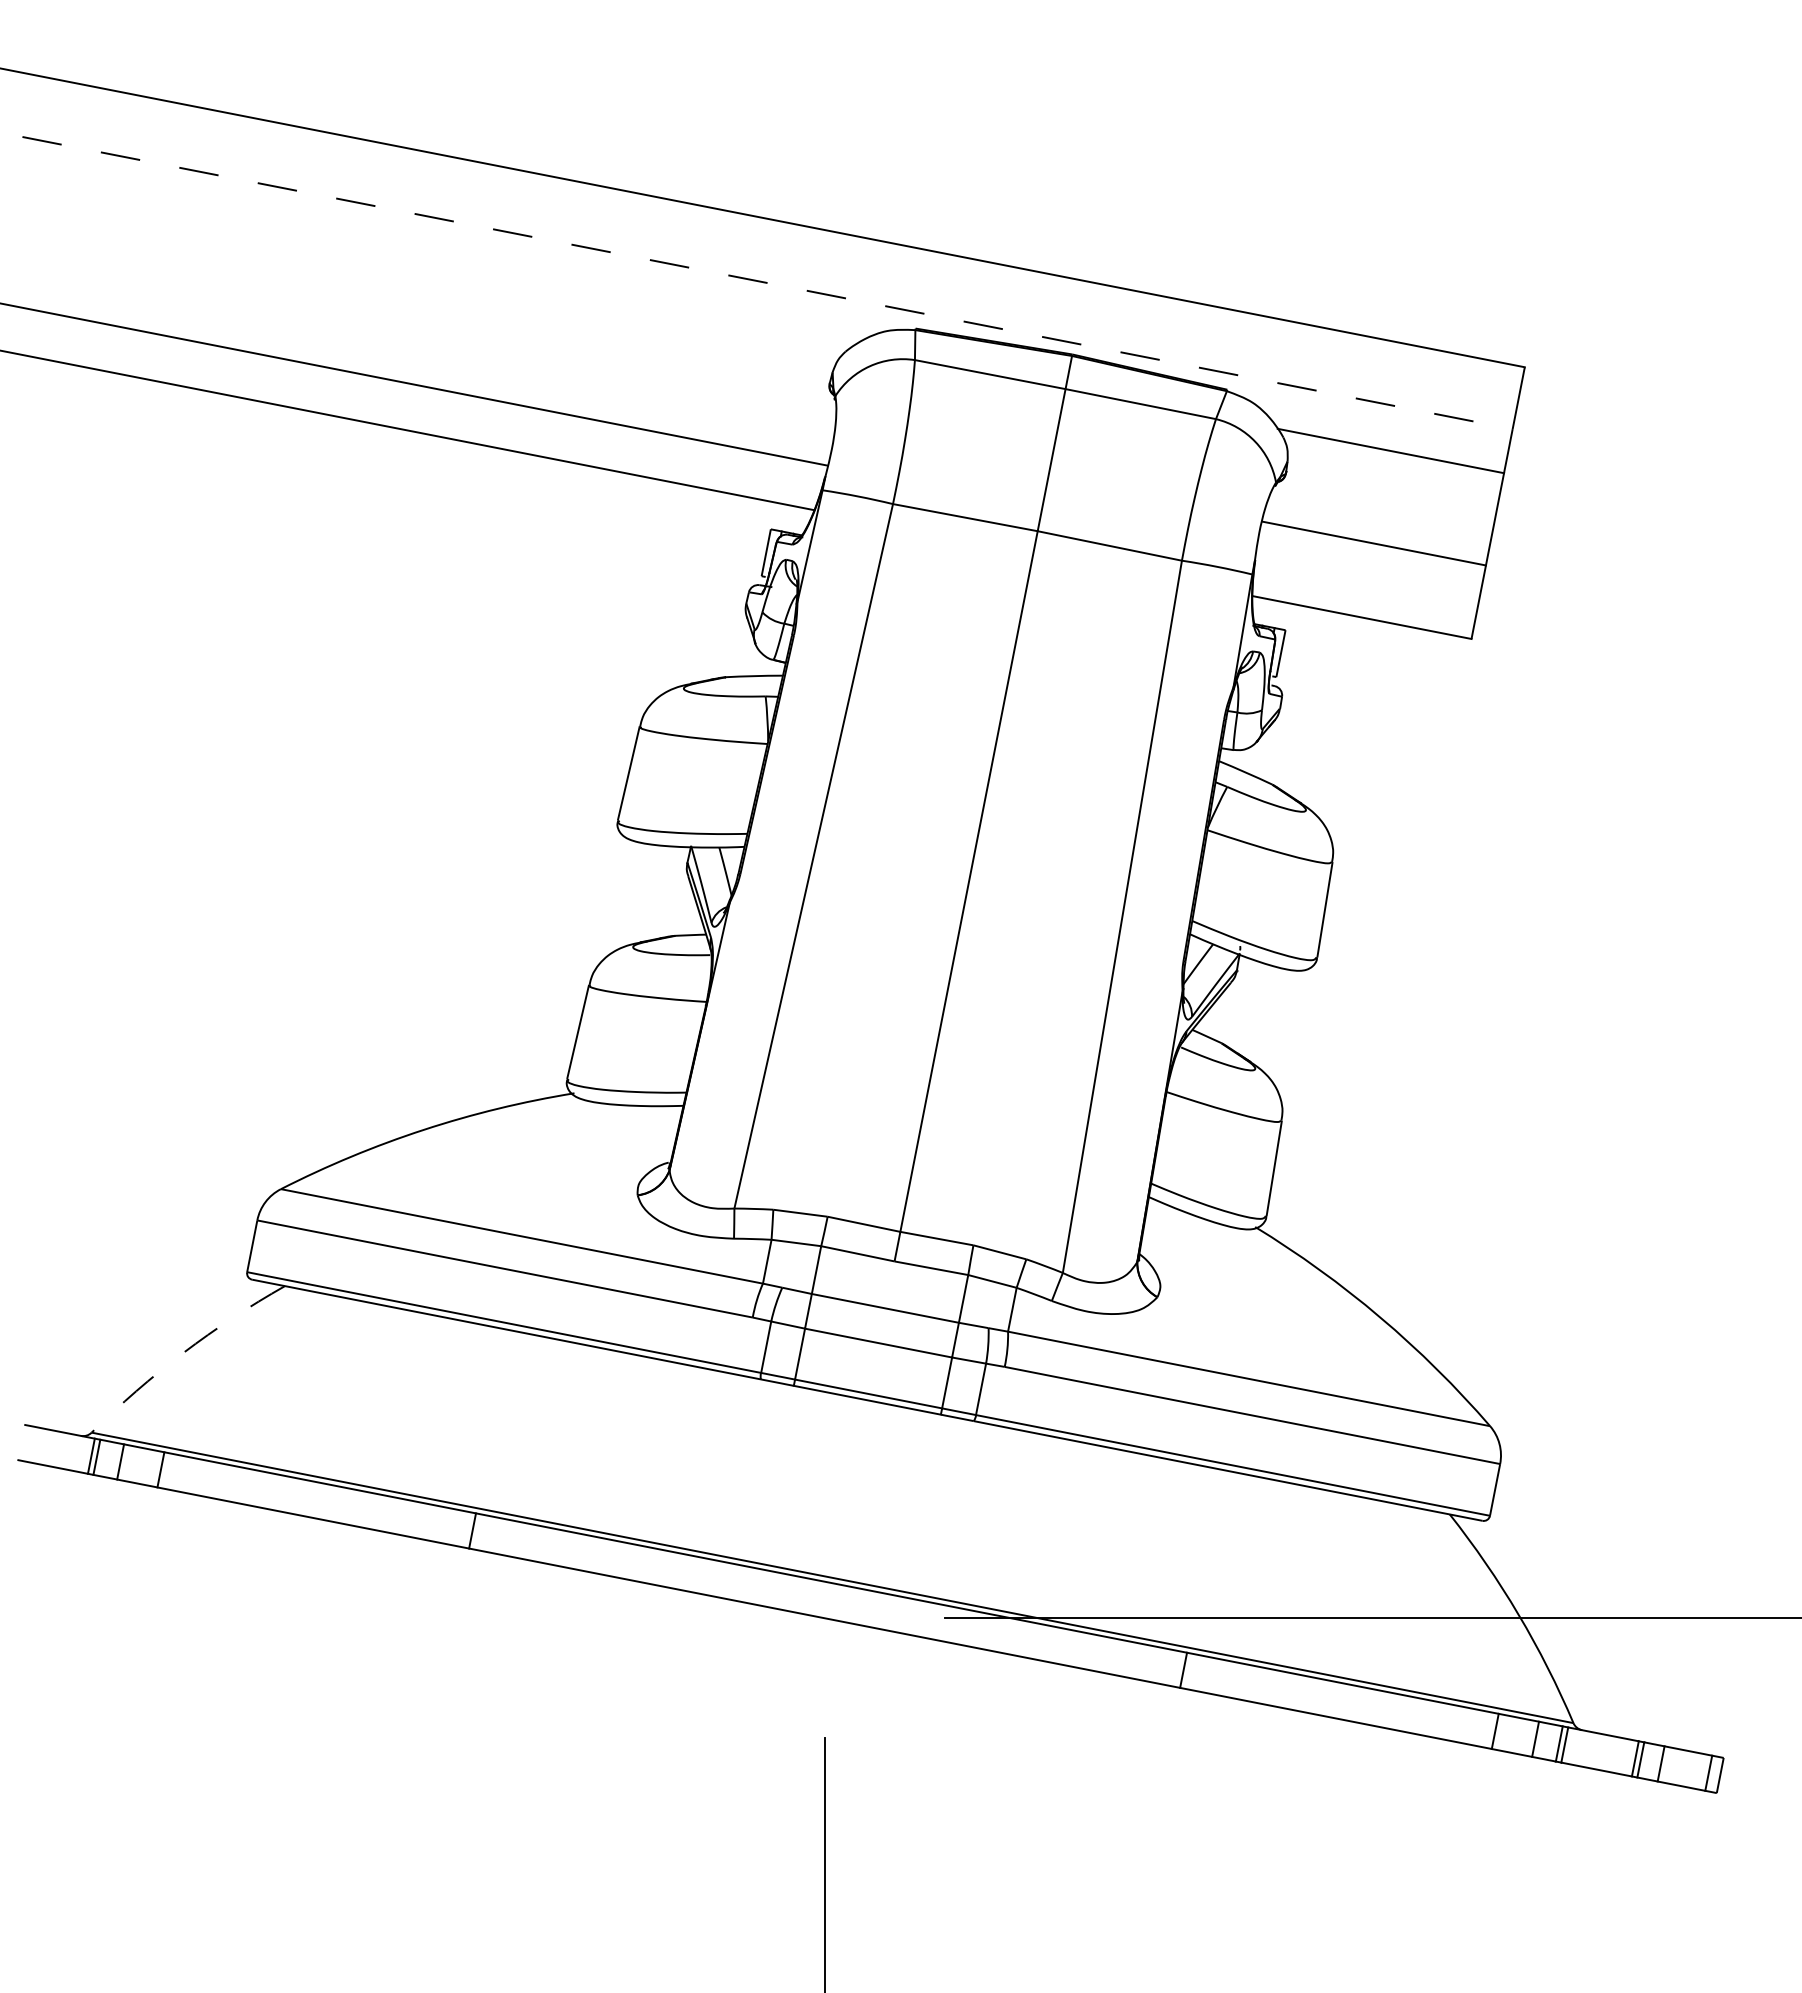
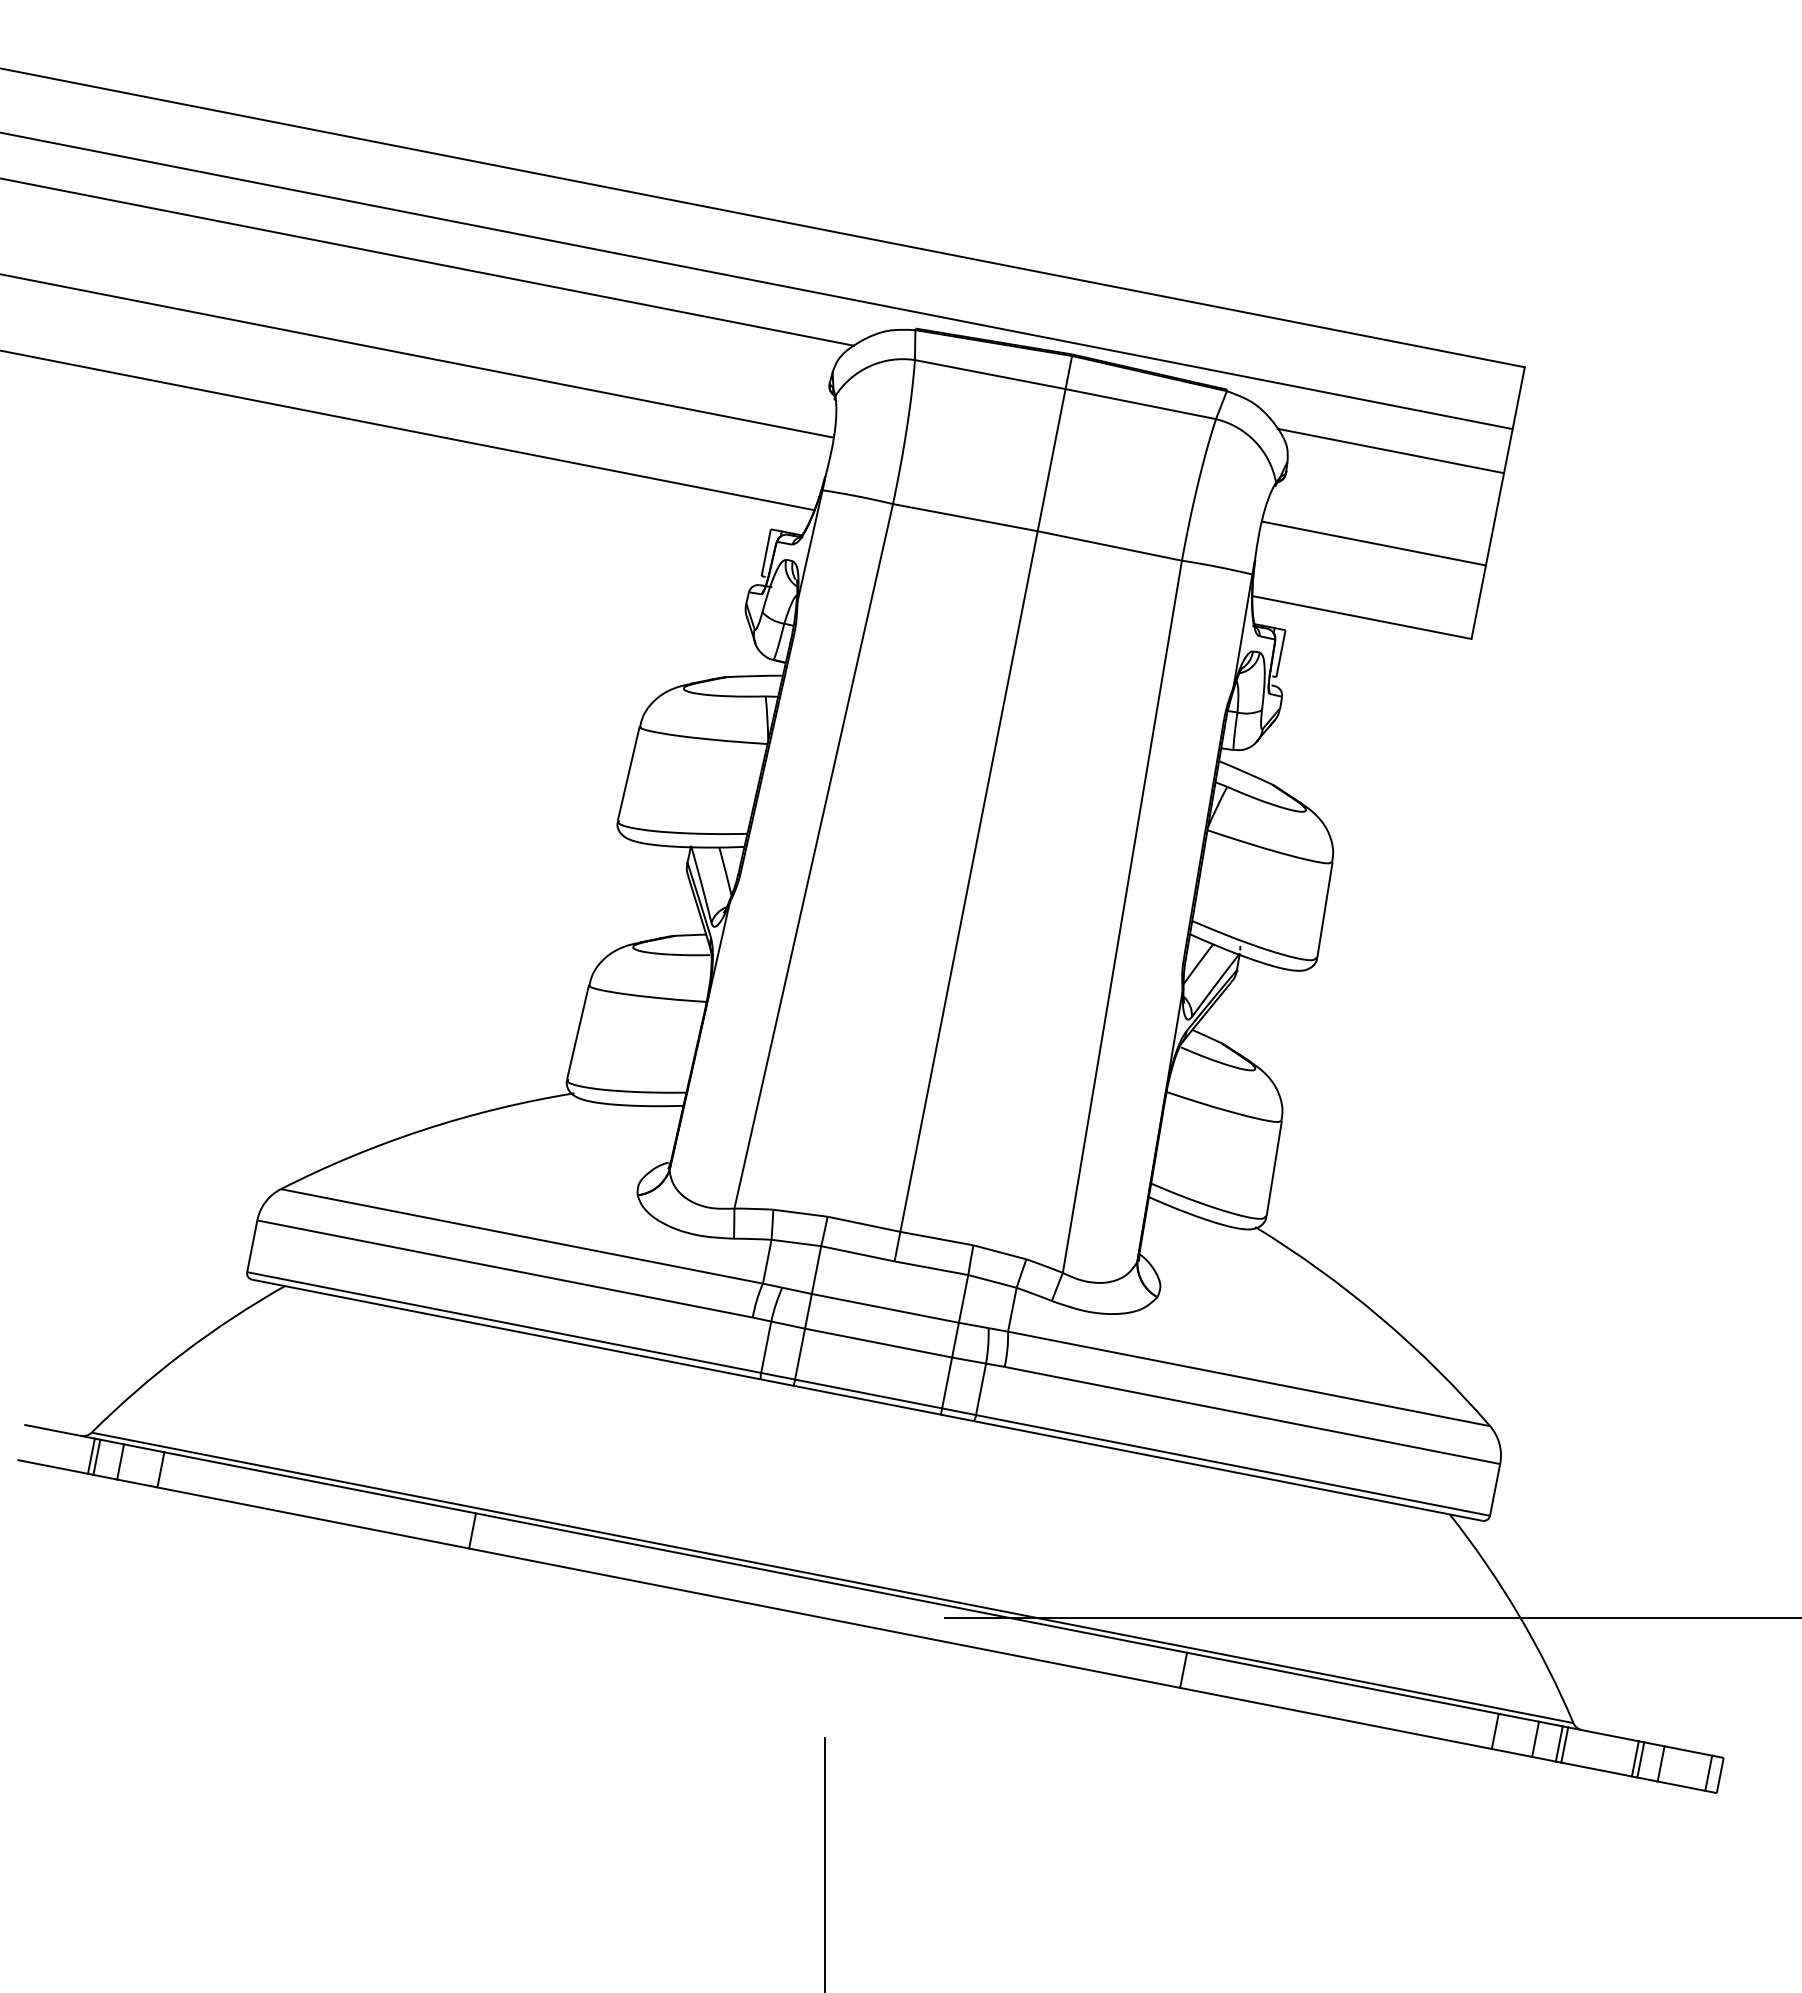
line: none -> present (428, 261)
line: dashed -> solid (757, 281)
line position: (414, 384) -> (417, 355) (417, 355)
arc: dashed -> solid (183, 1352)
